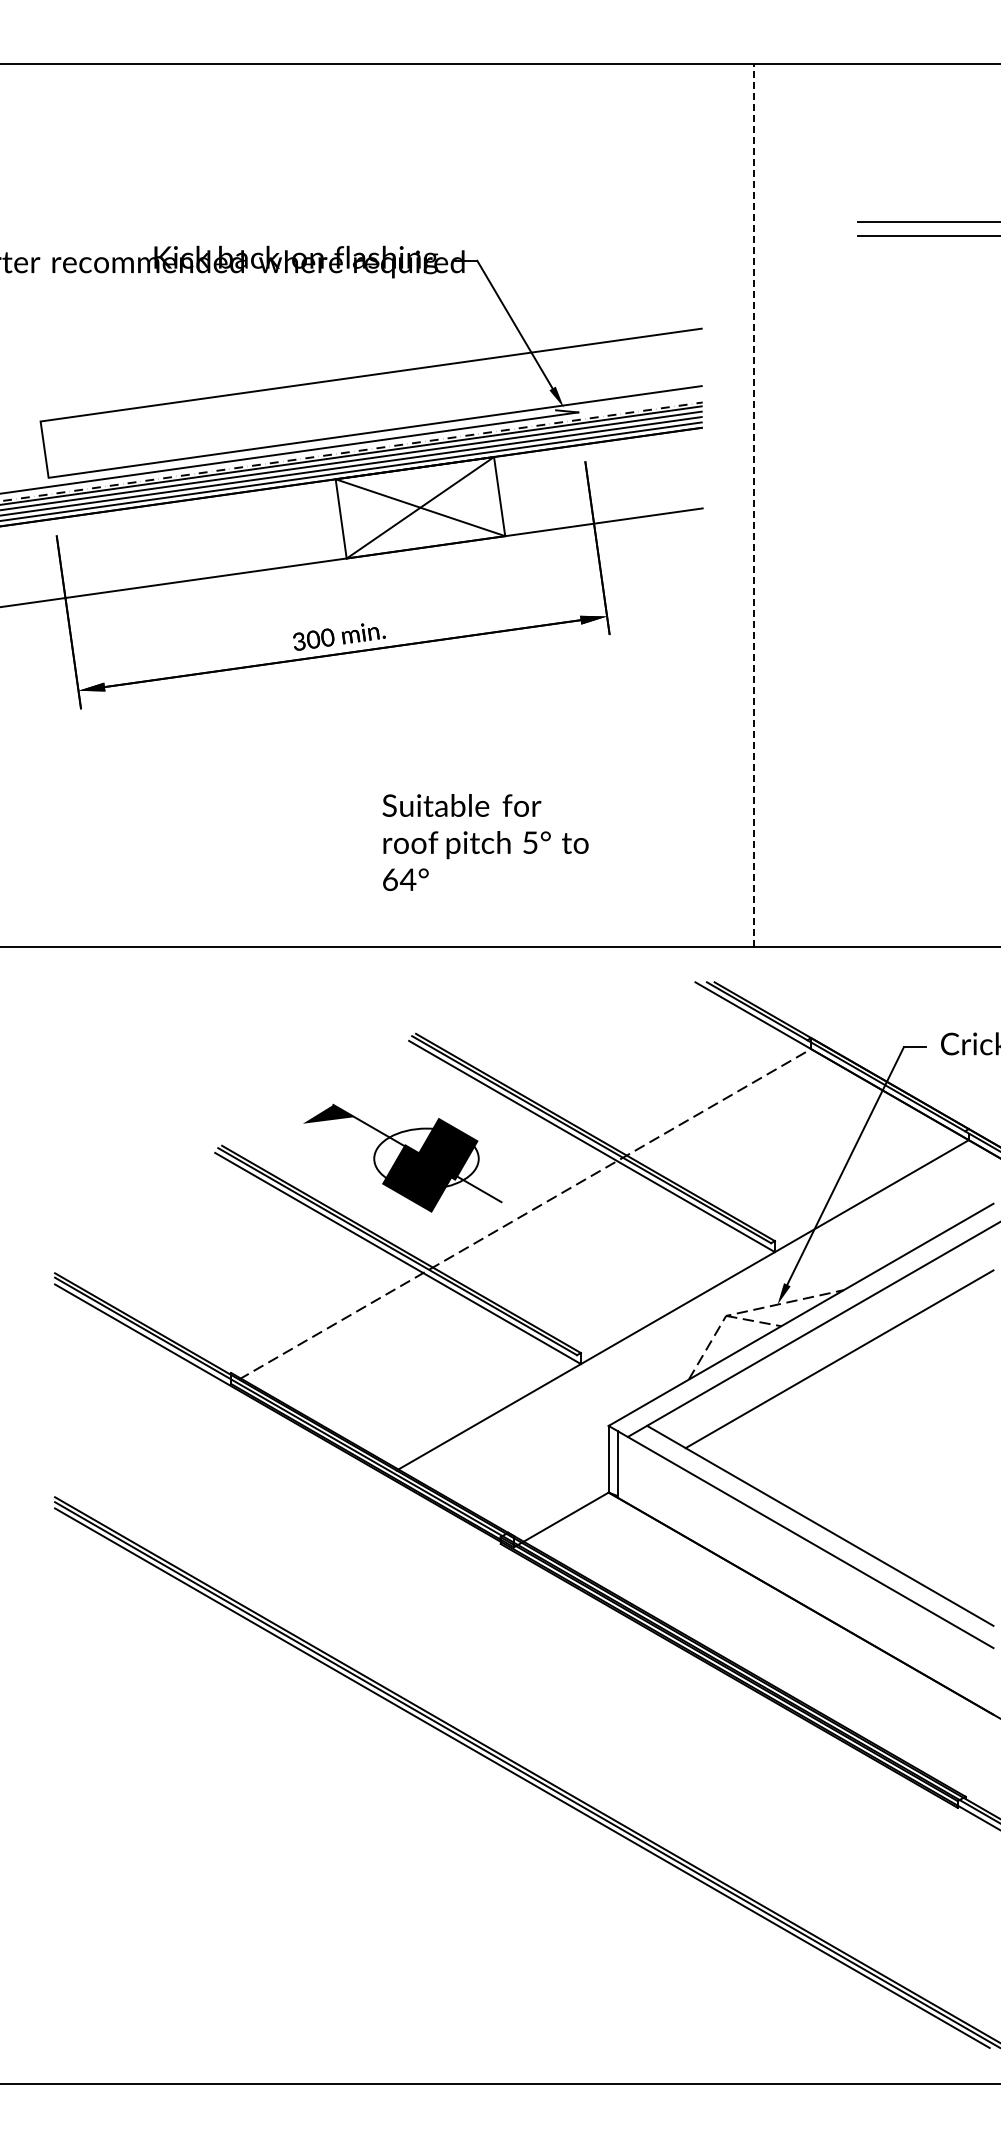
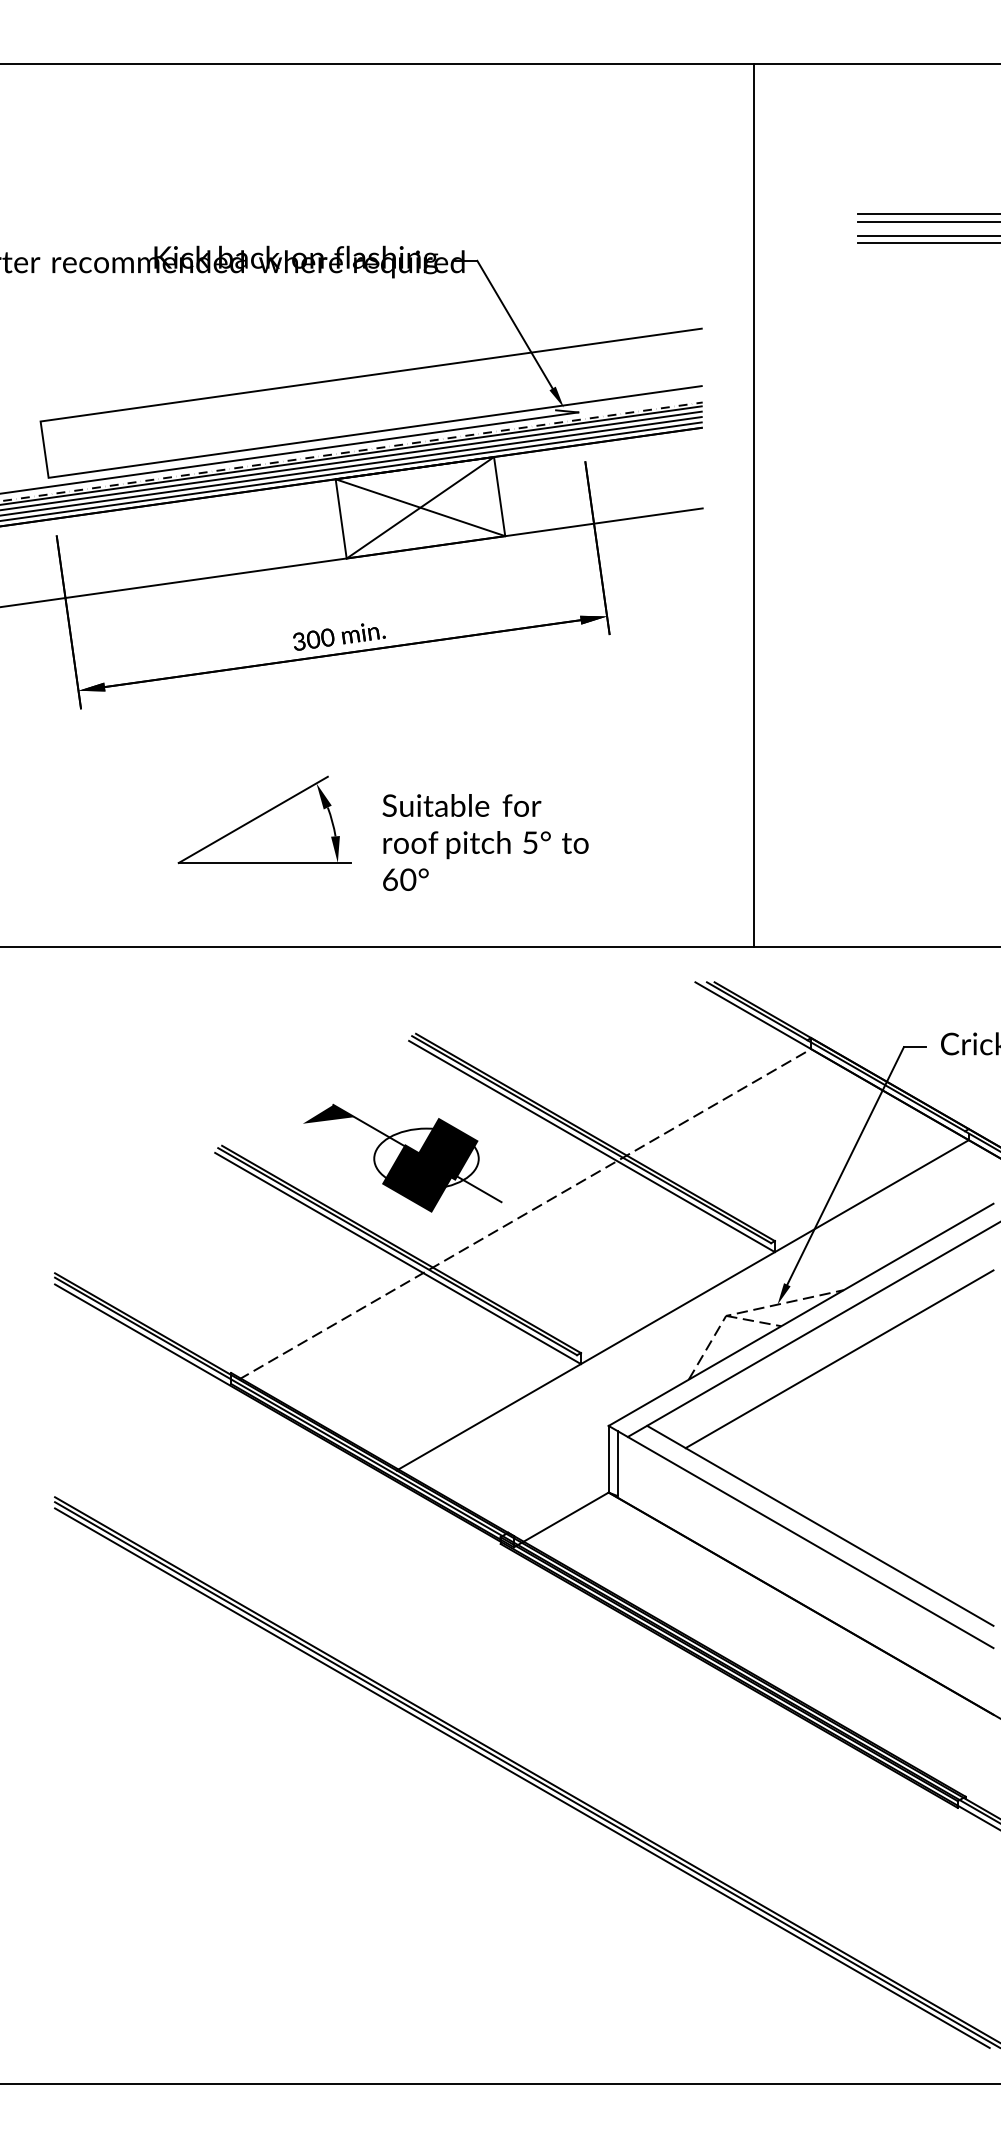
line: none -> present (927, 214)
line: none -> present (927, 242)
line: dashed -> solid (753, 505)
part: none -> present (264, 819)
text: 64° -> 60° (407, 879)
